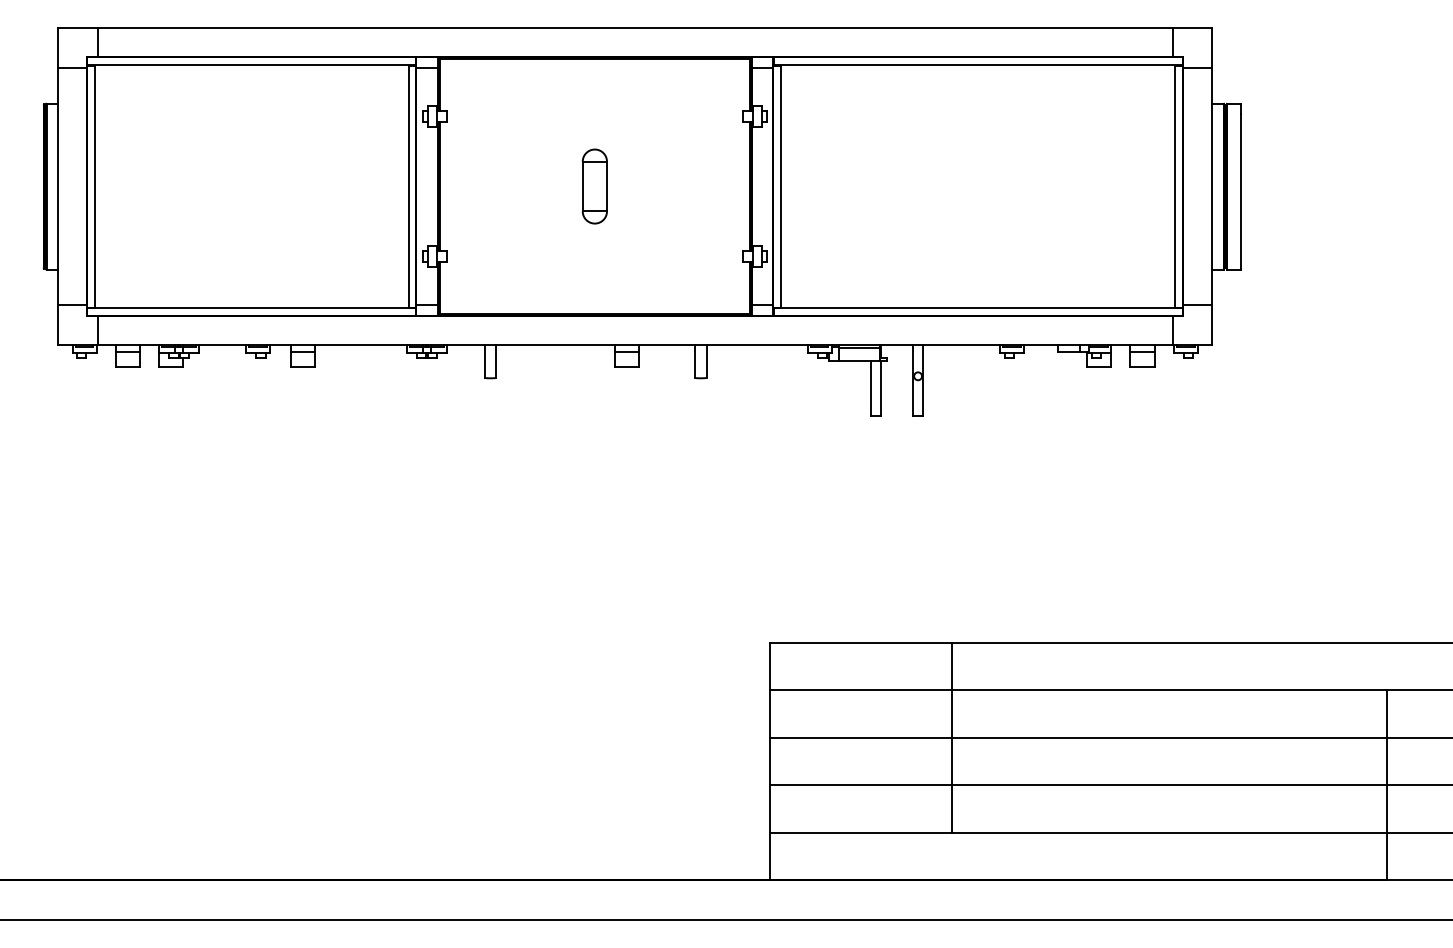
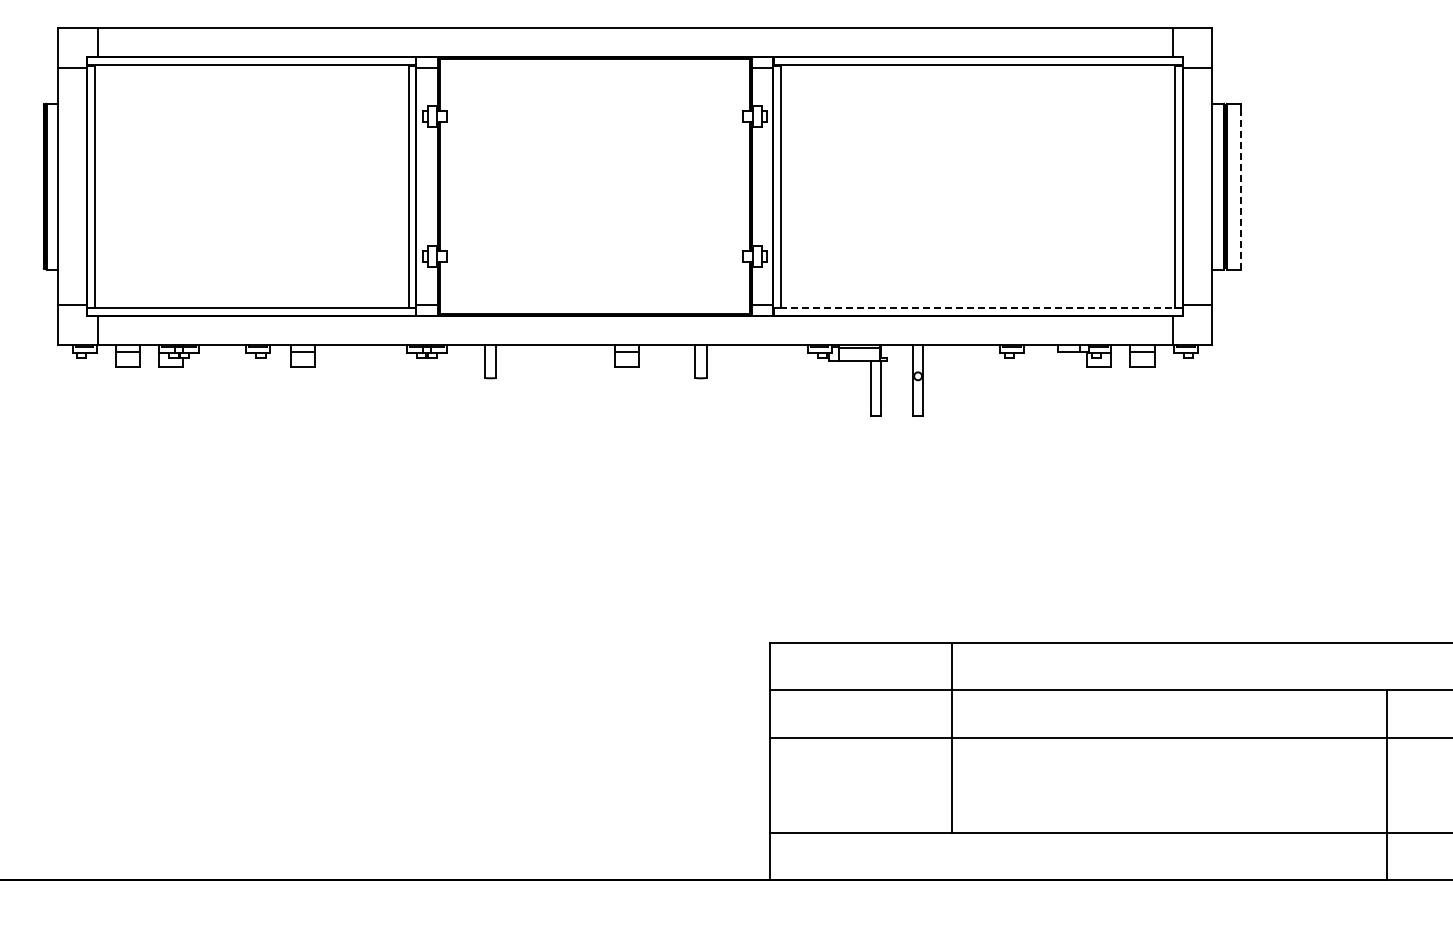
part: present -> none (594, 186)
line: solid -> dashed (1240, 191)
line: solid -> dashed (978, 307)
line: present -> none (1109, 785)
line: present -> none (725, 919)
